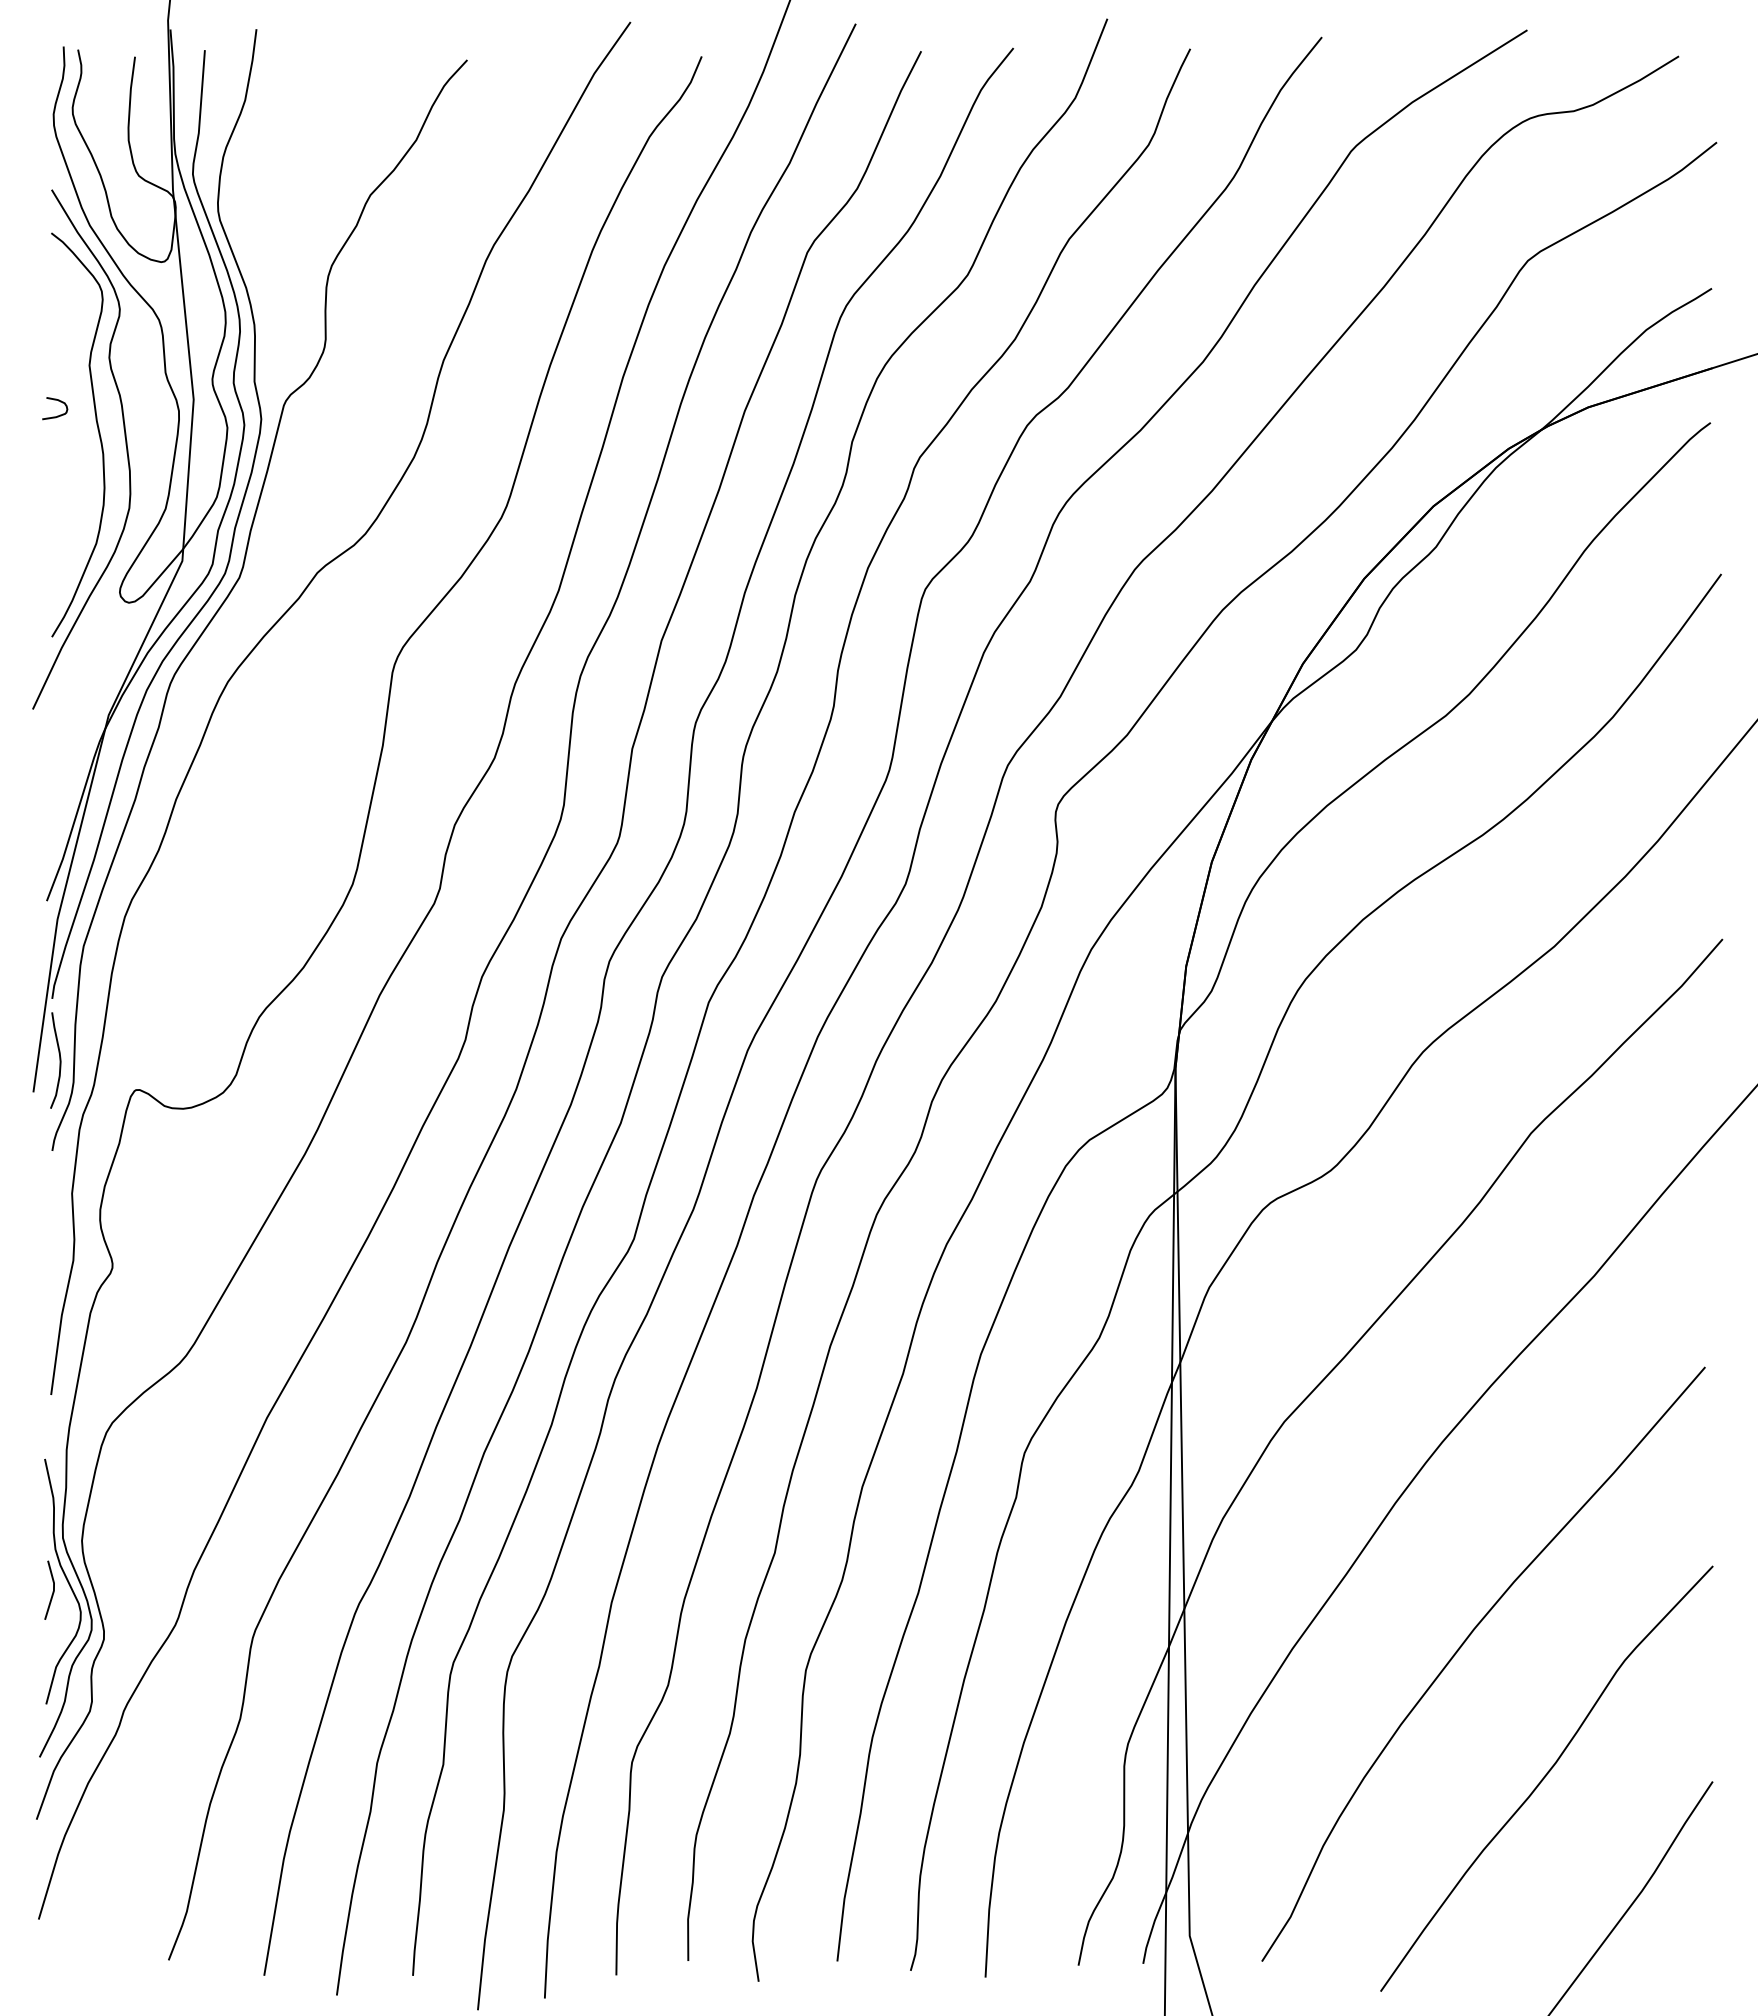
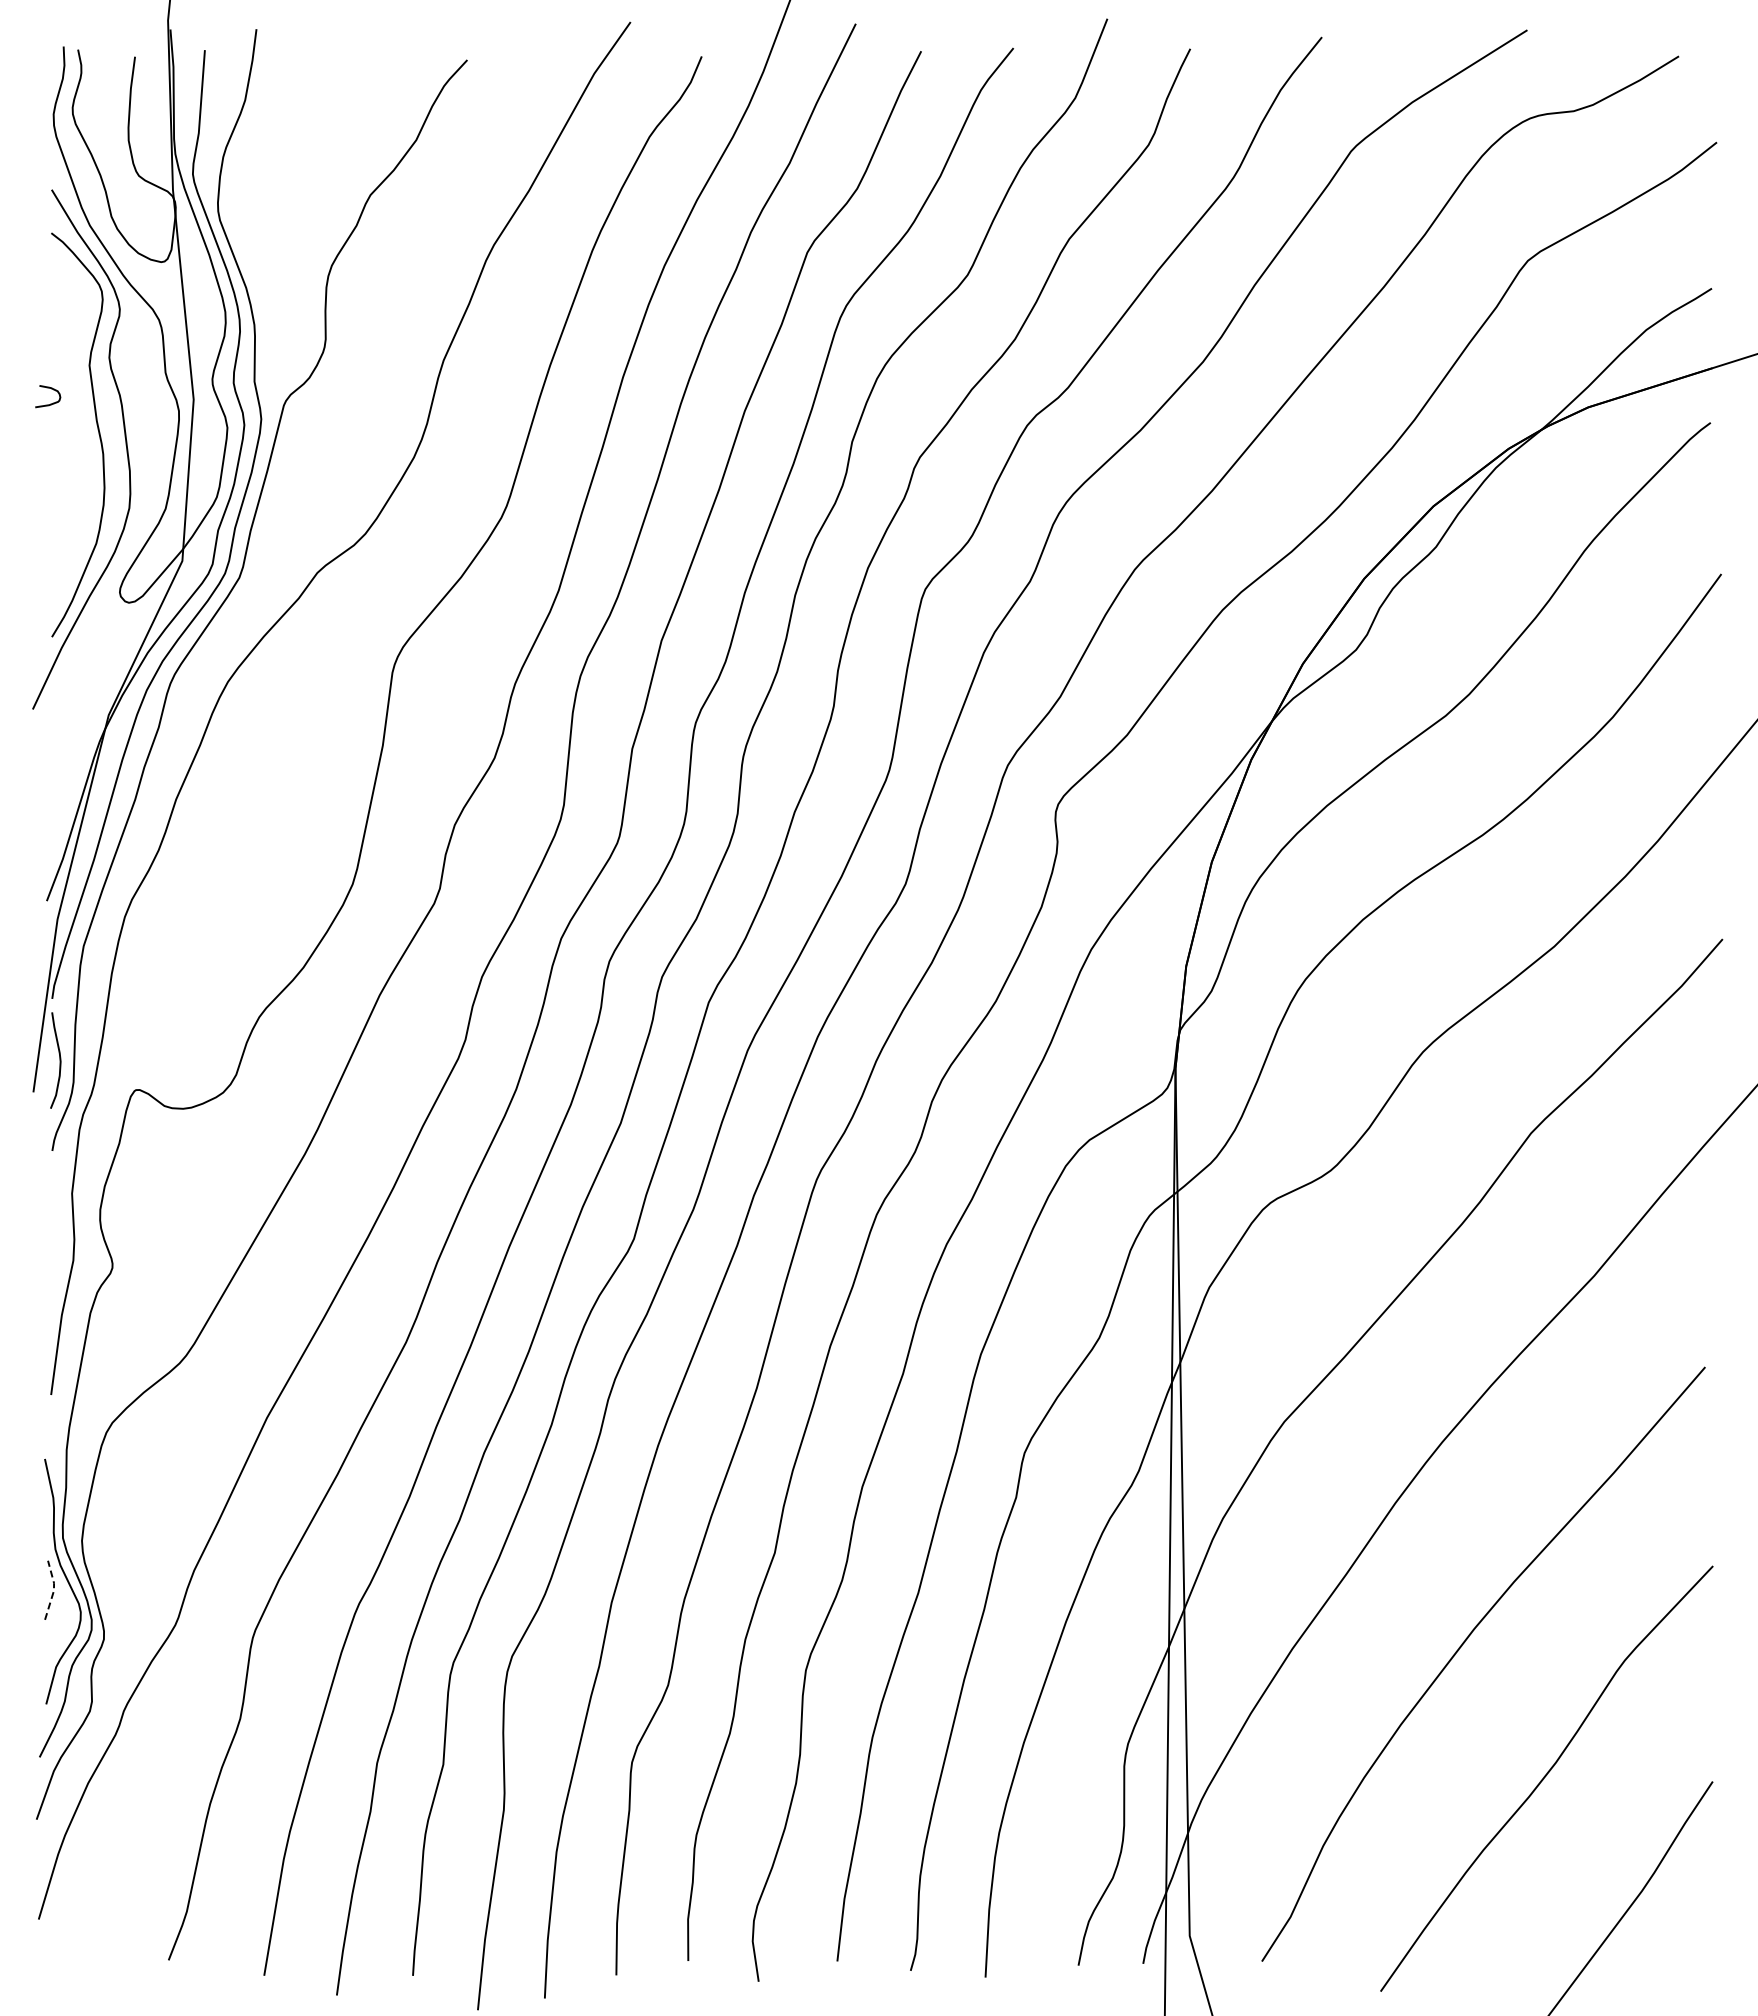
curve position: (57, 415) -> (50, 403) (50, 403)
line: solid -> dashed (53, 1589)
